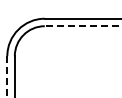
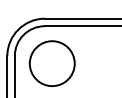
line: dashed -> solid (82, 26)
circle: none -> present (51, 63)
line: dashed -> solid (7, 77)
